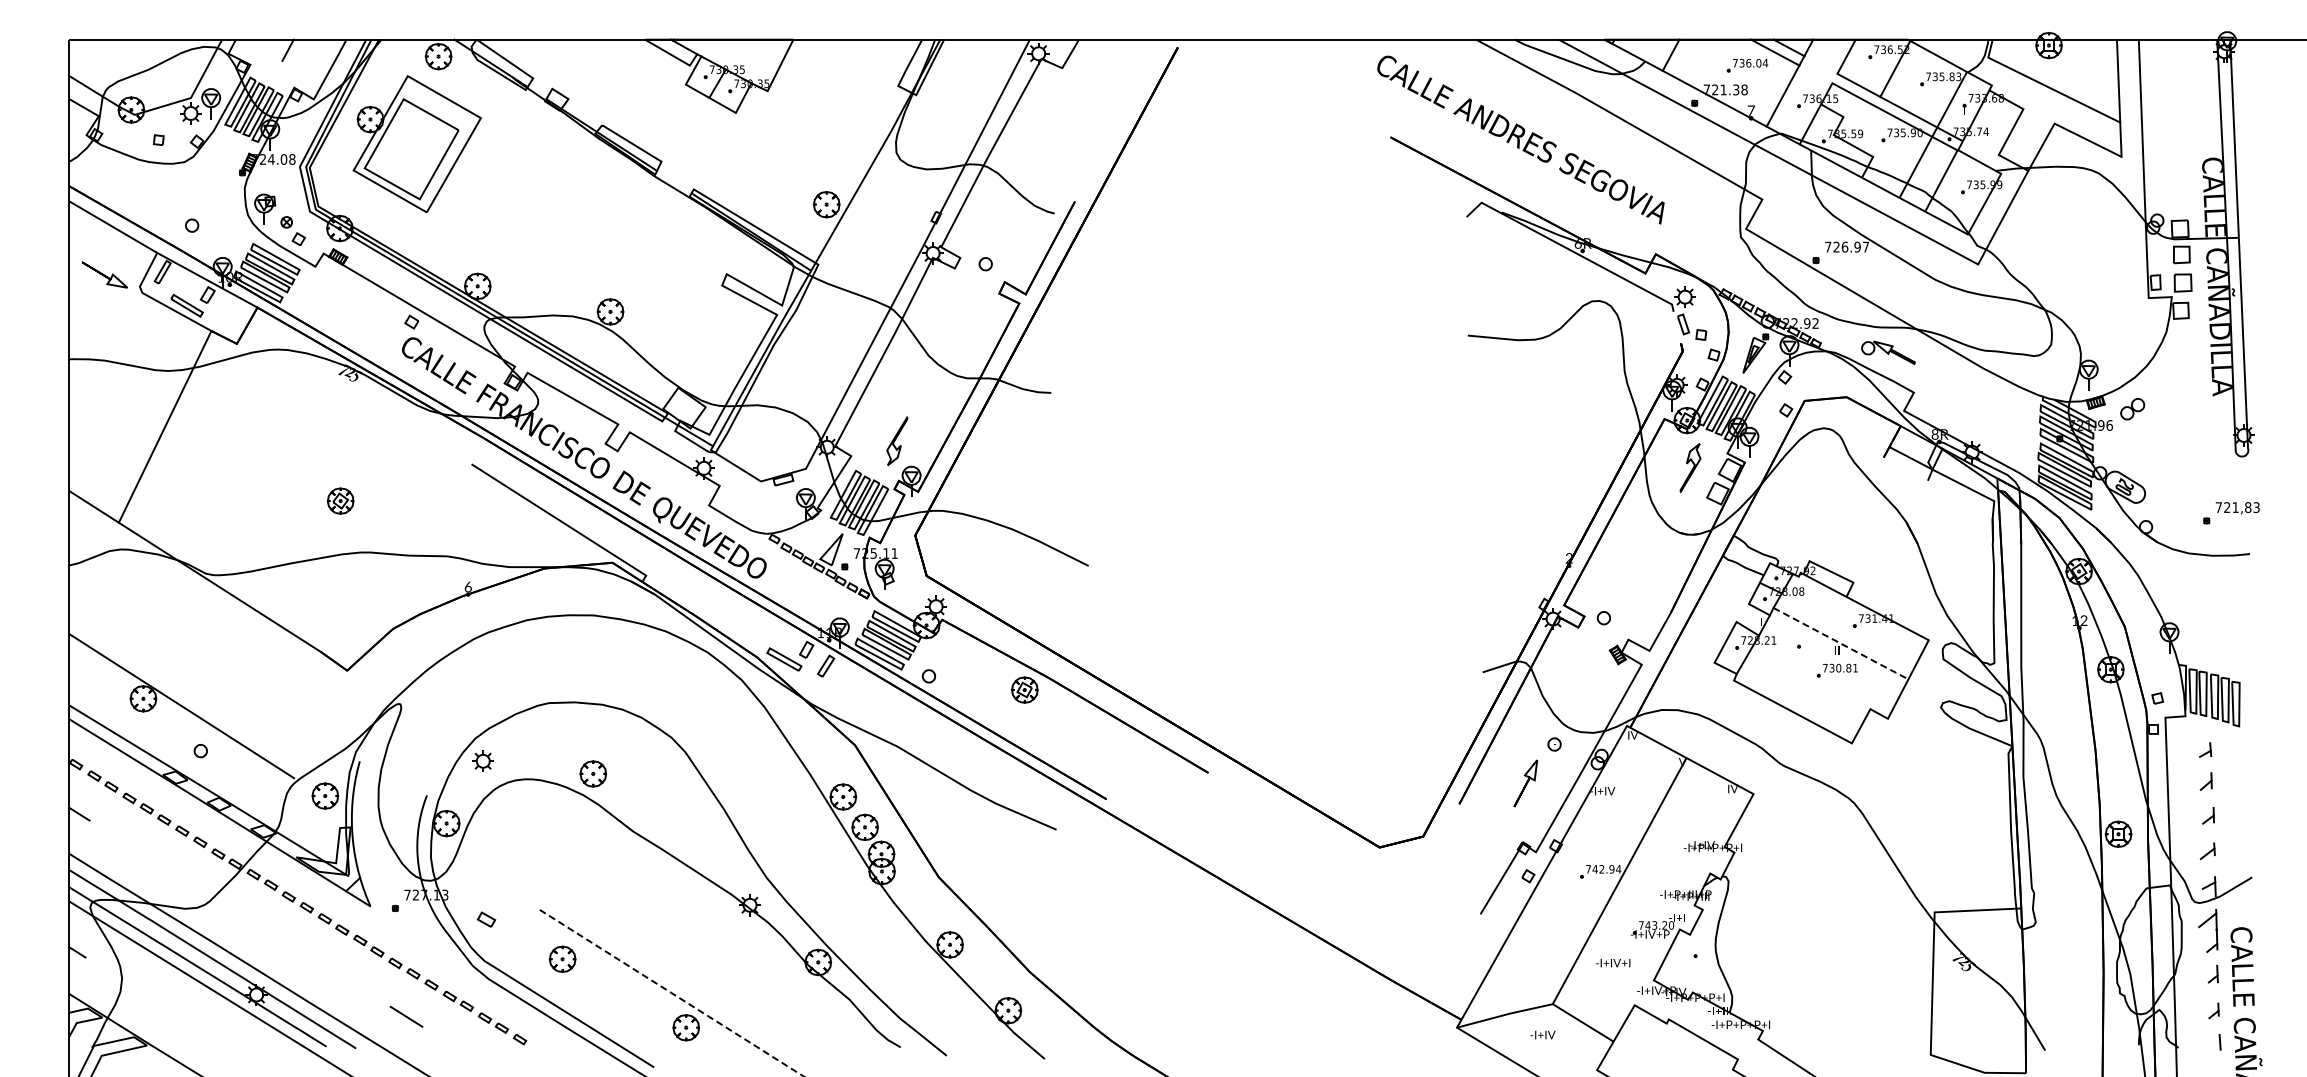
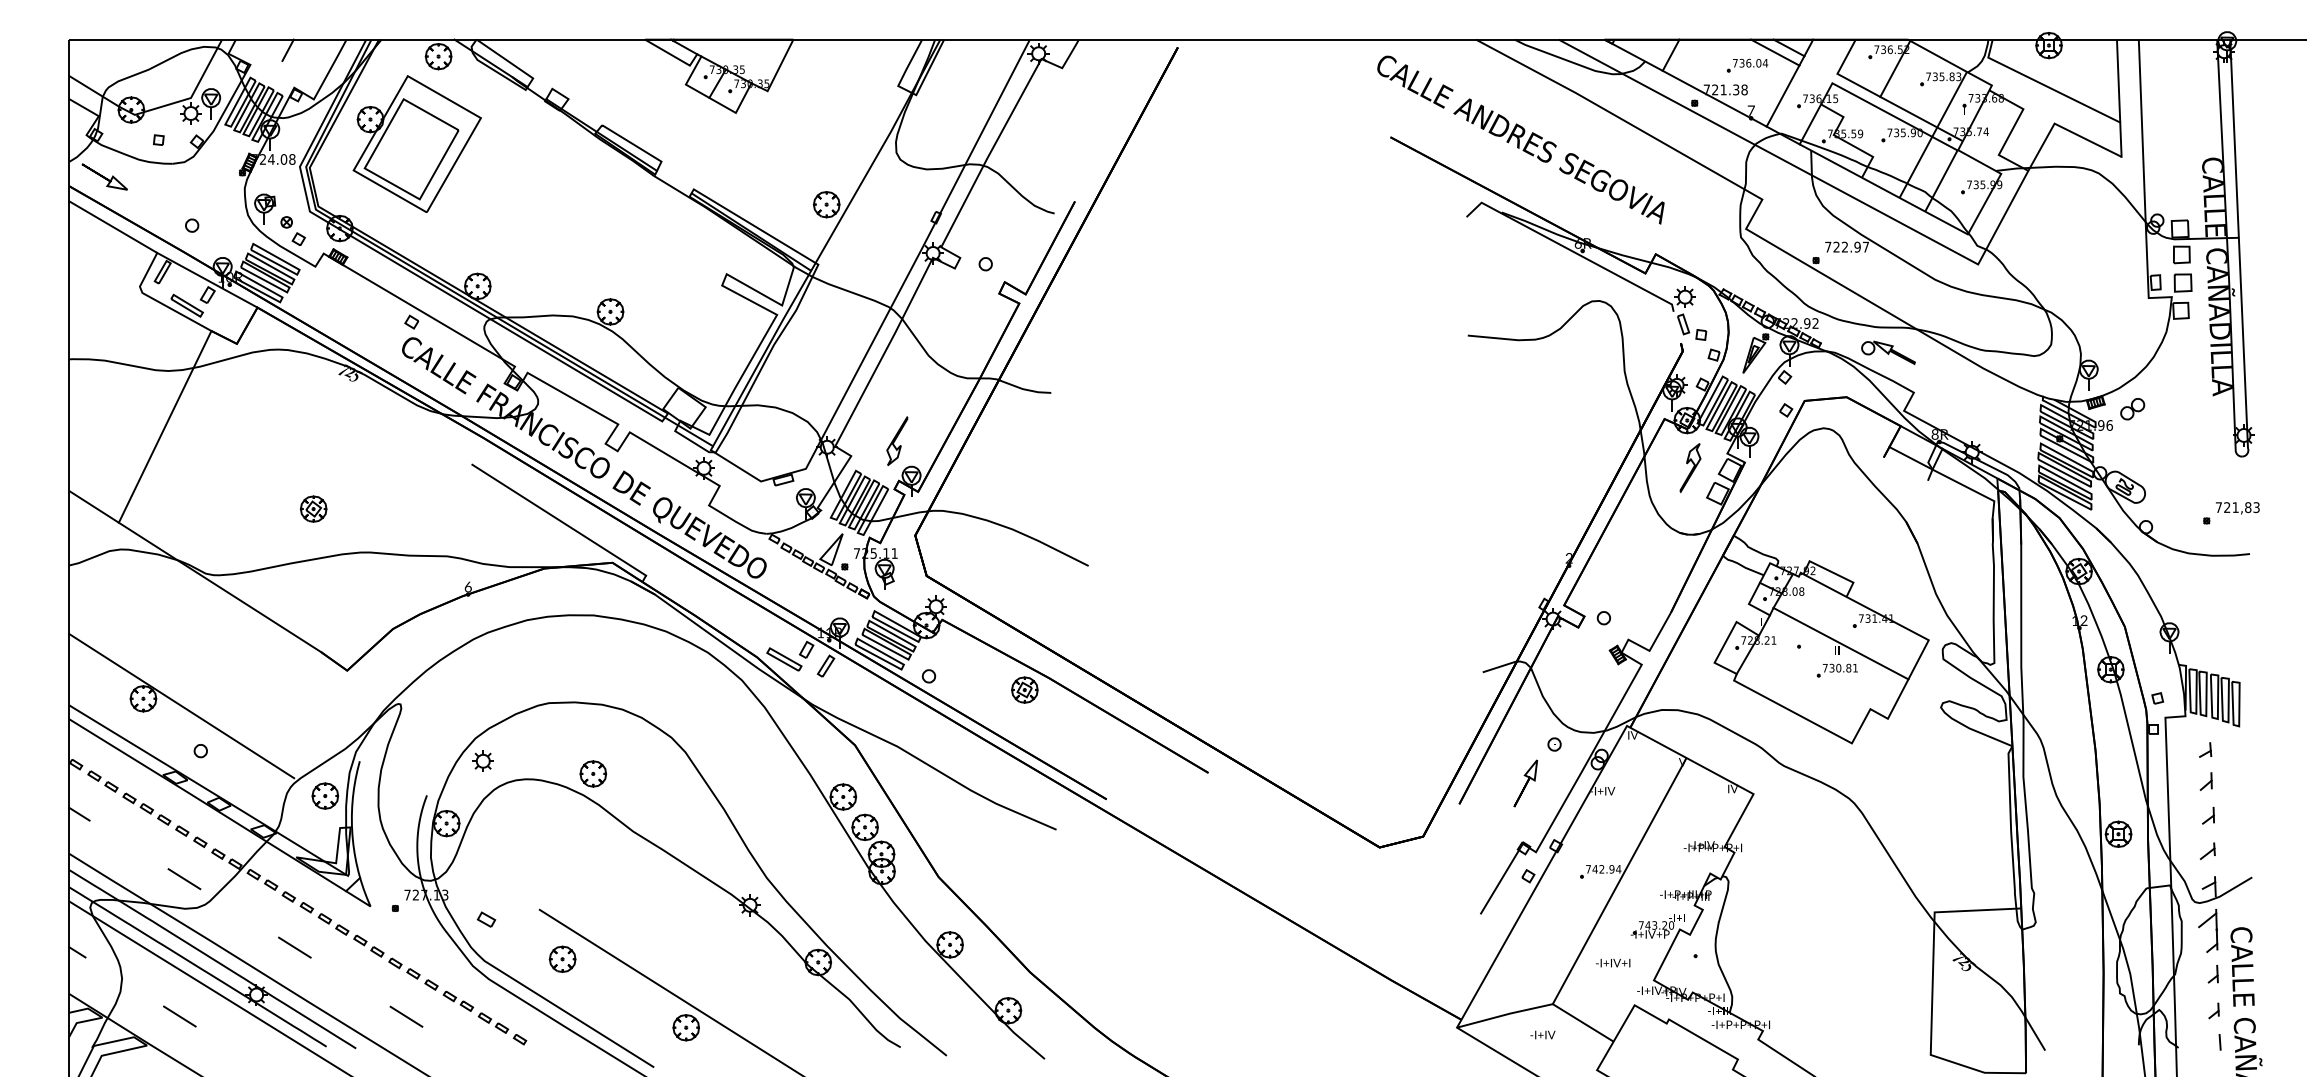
text: 726.97 -> 722.97 (1844, 246)
part position: (104, 274) -> (104, 176) (104, 176)
part position: (340, 500) -> (313, 508) (313, 508)
line: dashed -> solid (1841, 643)
line: none -> present (184, 879)
line: none -> present (294, 947)
line: dashed -> solid (672, 993)
line: none -> present (179, 1016)
